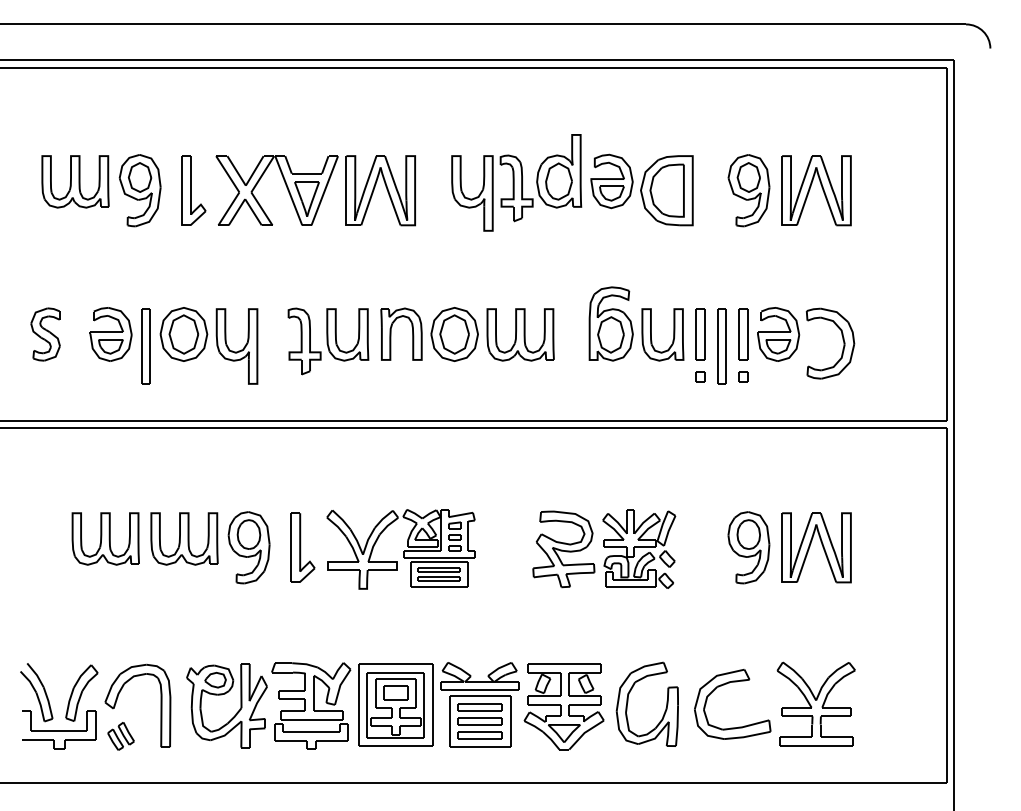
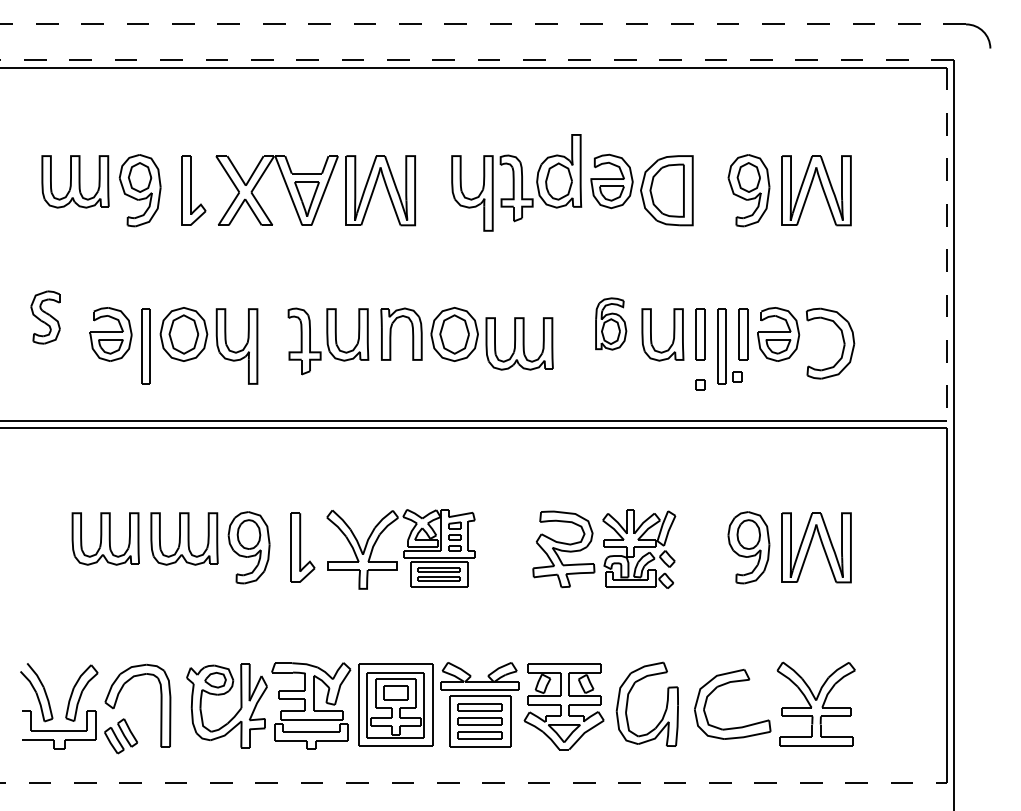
line: solid -> dashed (483, 24)
line: solid -> dashed (477, 60)
line: solid -> dashed (947, 244)
part size: 46x76 px -> 33x54 px (611, 323)
part position: (45, 334) -> (45, 317) (45, 317)
part position: (520, 334) -> (519, 343) (519, 343)
part position: (700, 376) -> (700, 384) (700, 384)
part position: (743, 376) -> (737, 376) (737, 376)
part size: 28x29 px -> 35x37 px (121, 736)
line: solid -> dashed (474, 782)
